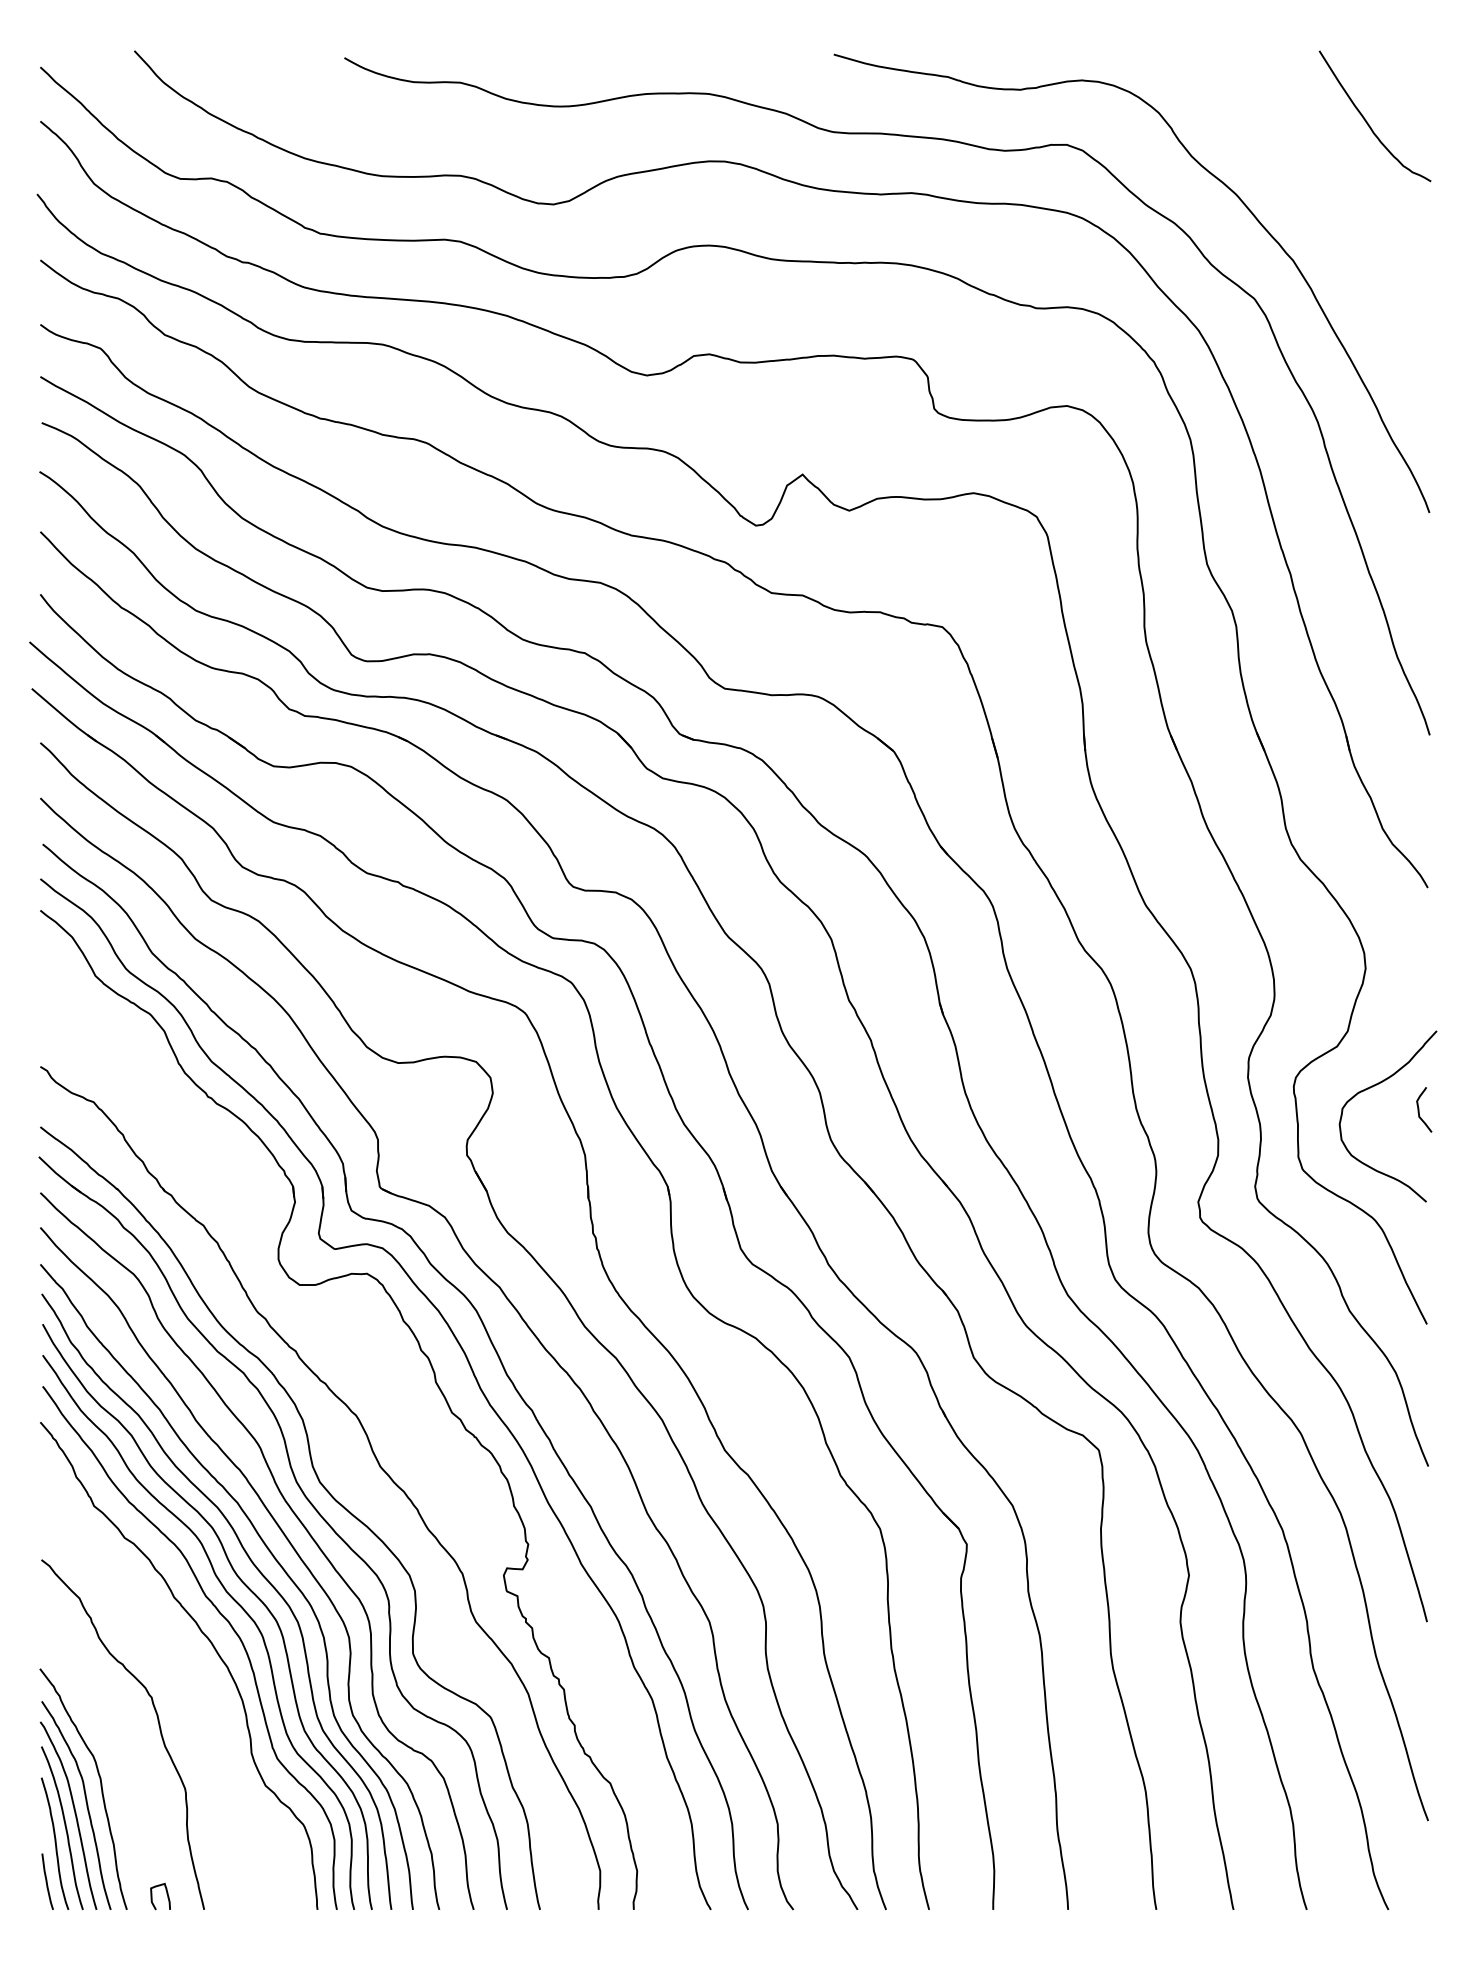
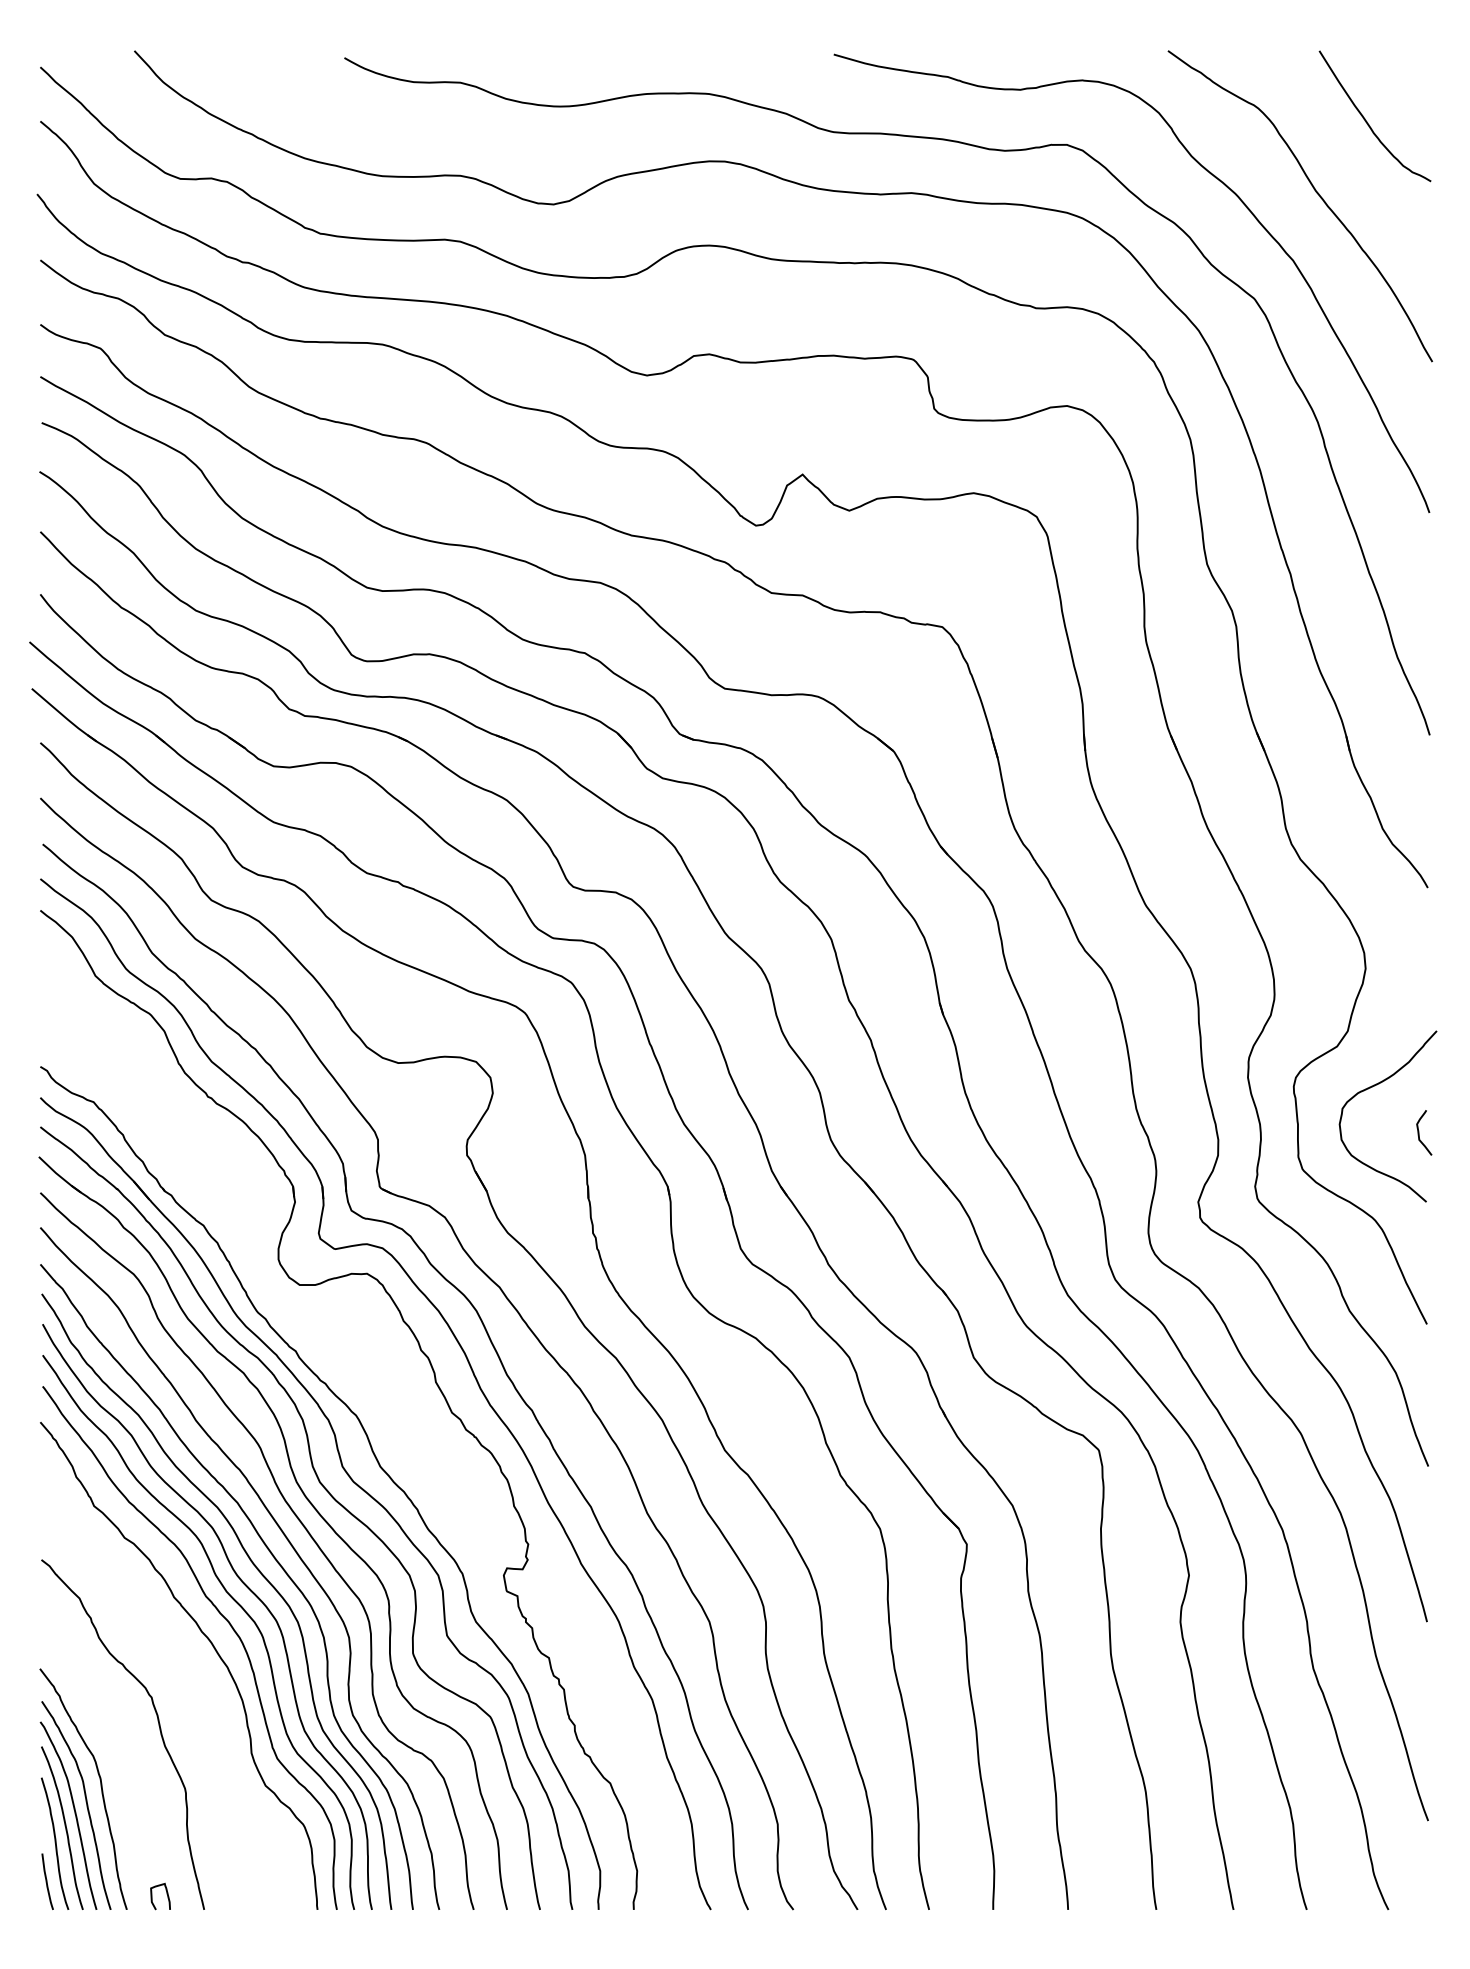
curve: none -> present (1315, 192)
curve position: (1419, 1109) -> (1419, 1132) (1419, 1132)
part: none -> present (346, 1474)
